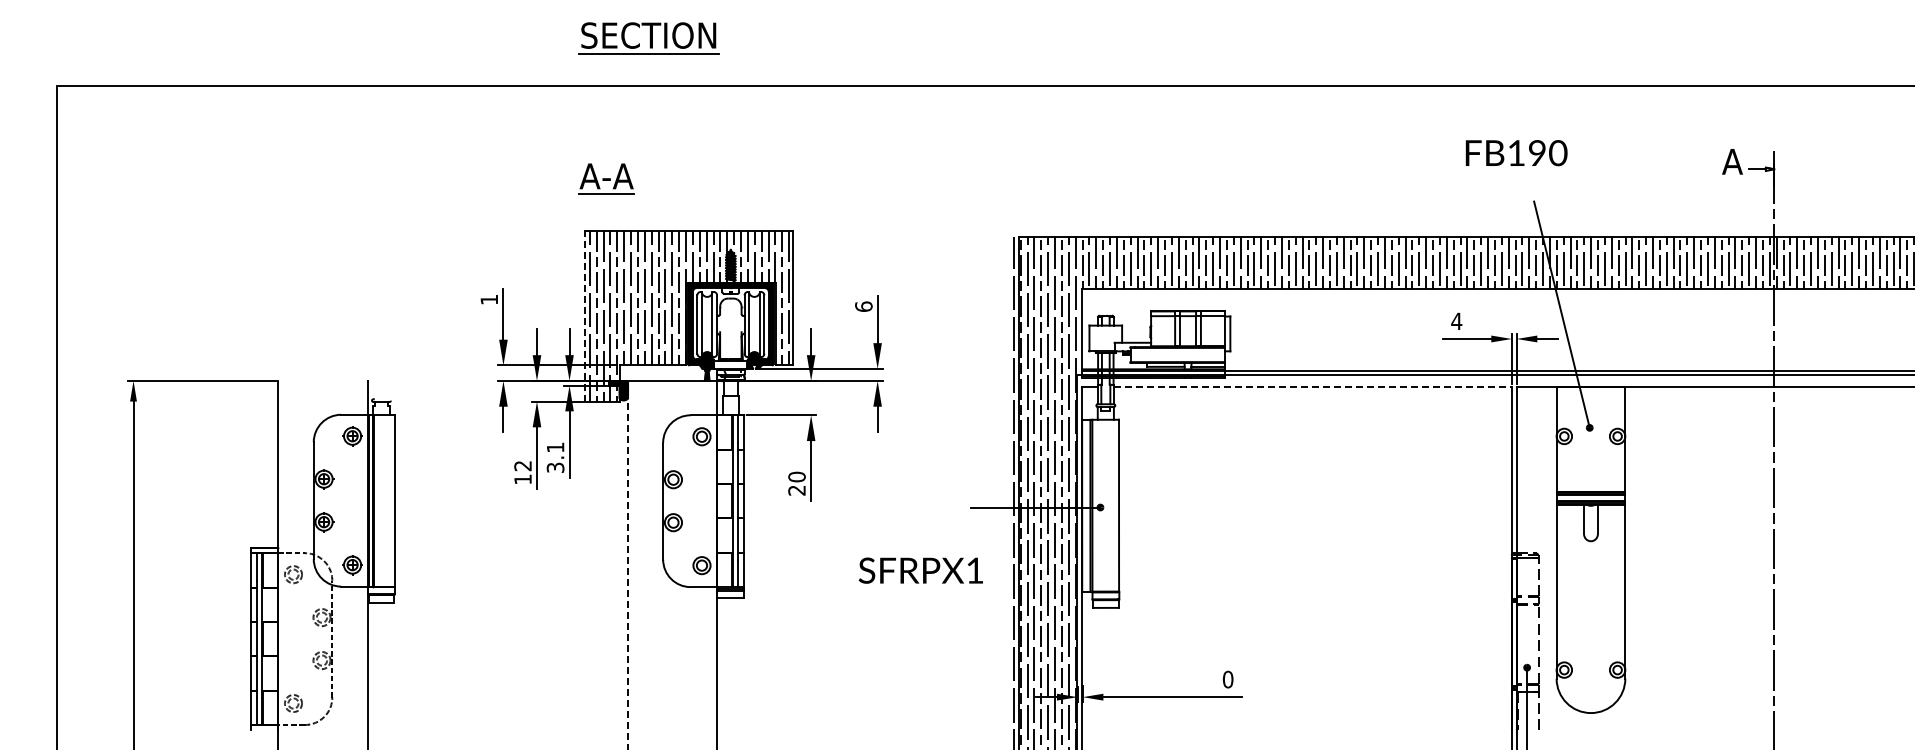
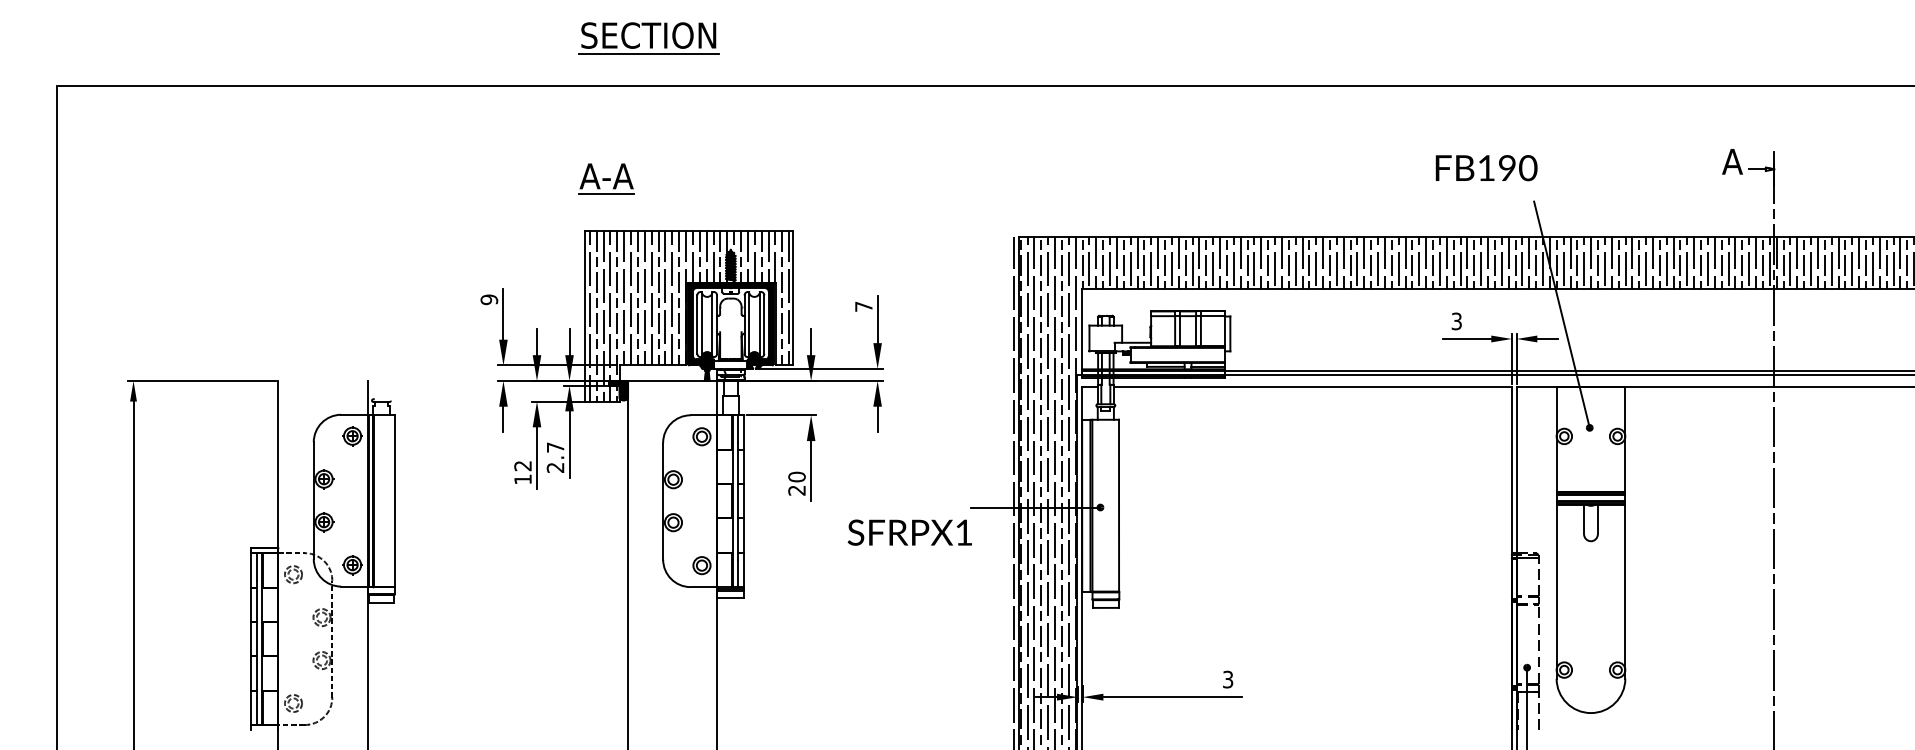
text position: (1516, 153) -> (1486, 168) (1486, 168)
text: 1 -> 9 (489, 299)
text: 6 -> 7 (863, 306)
line: dashed -> solid (585, 316)
text: 4 -> 3 (1456, 321)
line: dashed -> solid (1313, 386)
text: 3.1 -> 2.7 (555, 457)
line: dashed -> solid (628, 565)
text position: (920, 570) -> (909, 532) (909, 532)
text: 0 -> 3 (1227, 679)
